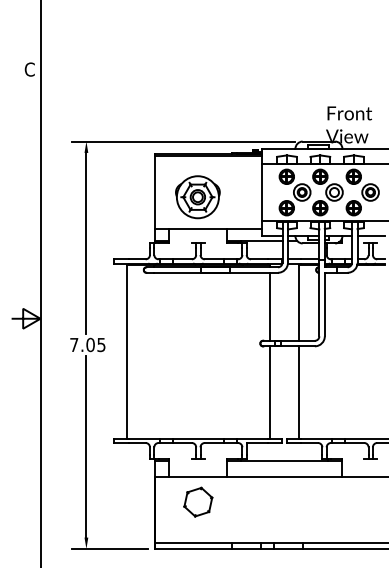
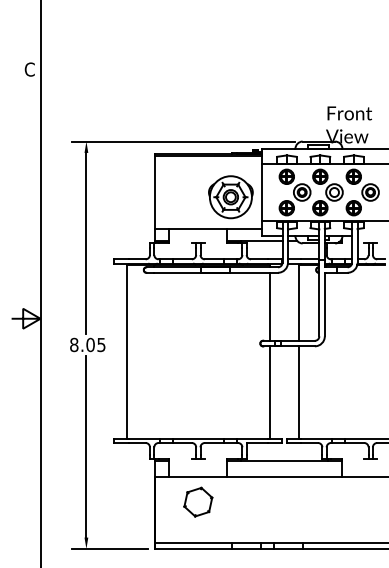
part position: (197, 197) -> (230, 197) (230, 197)
line: present -> none (370, 235)
text: 7.05 -> 8.05 (74, 344)
